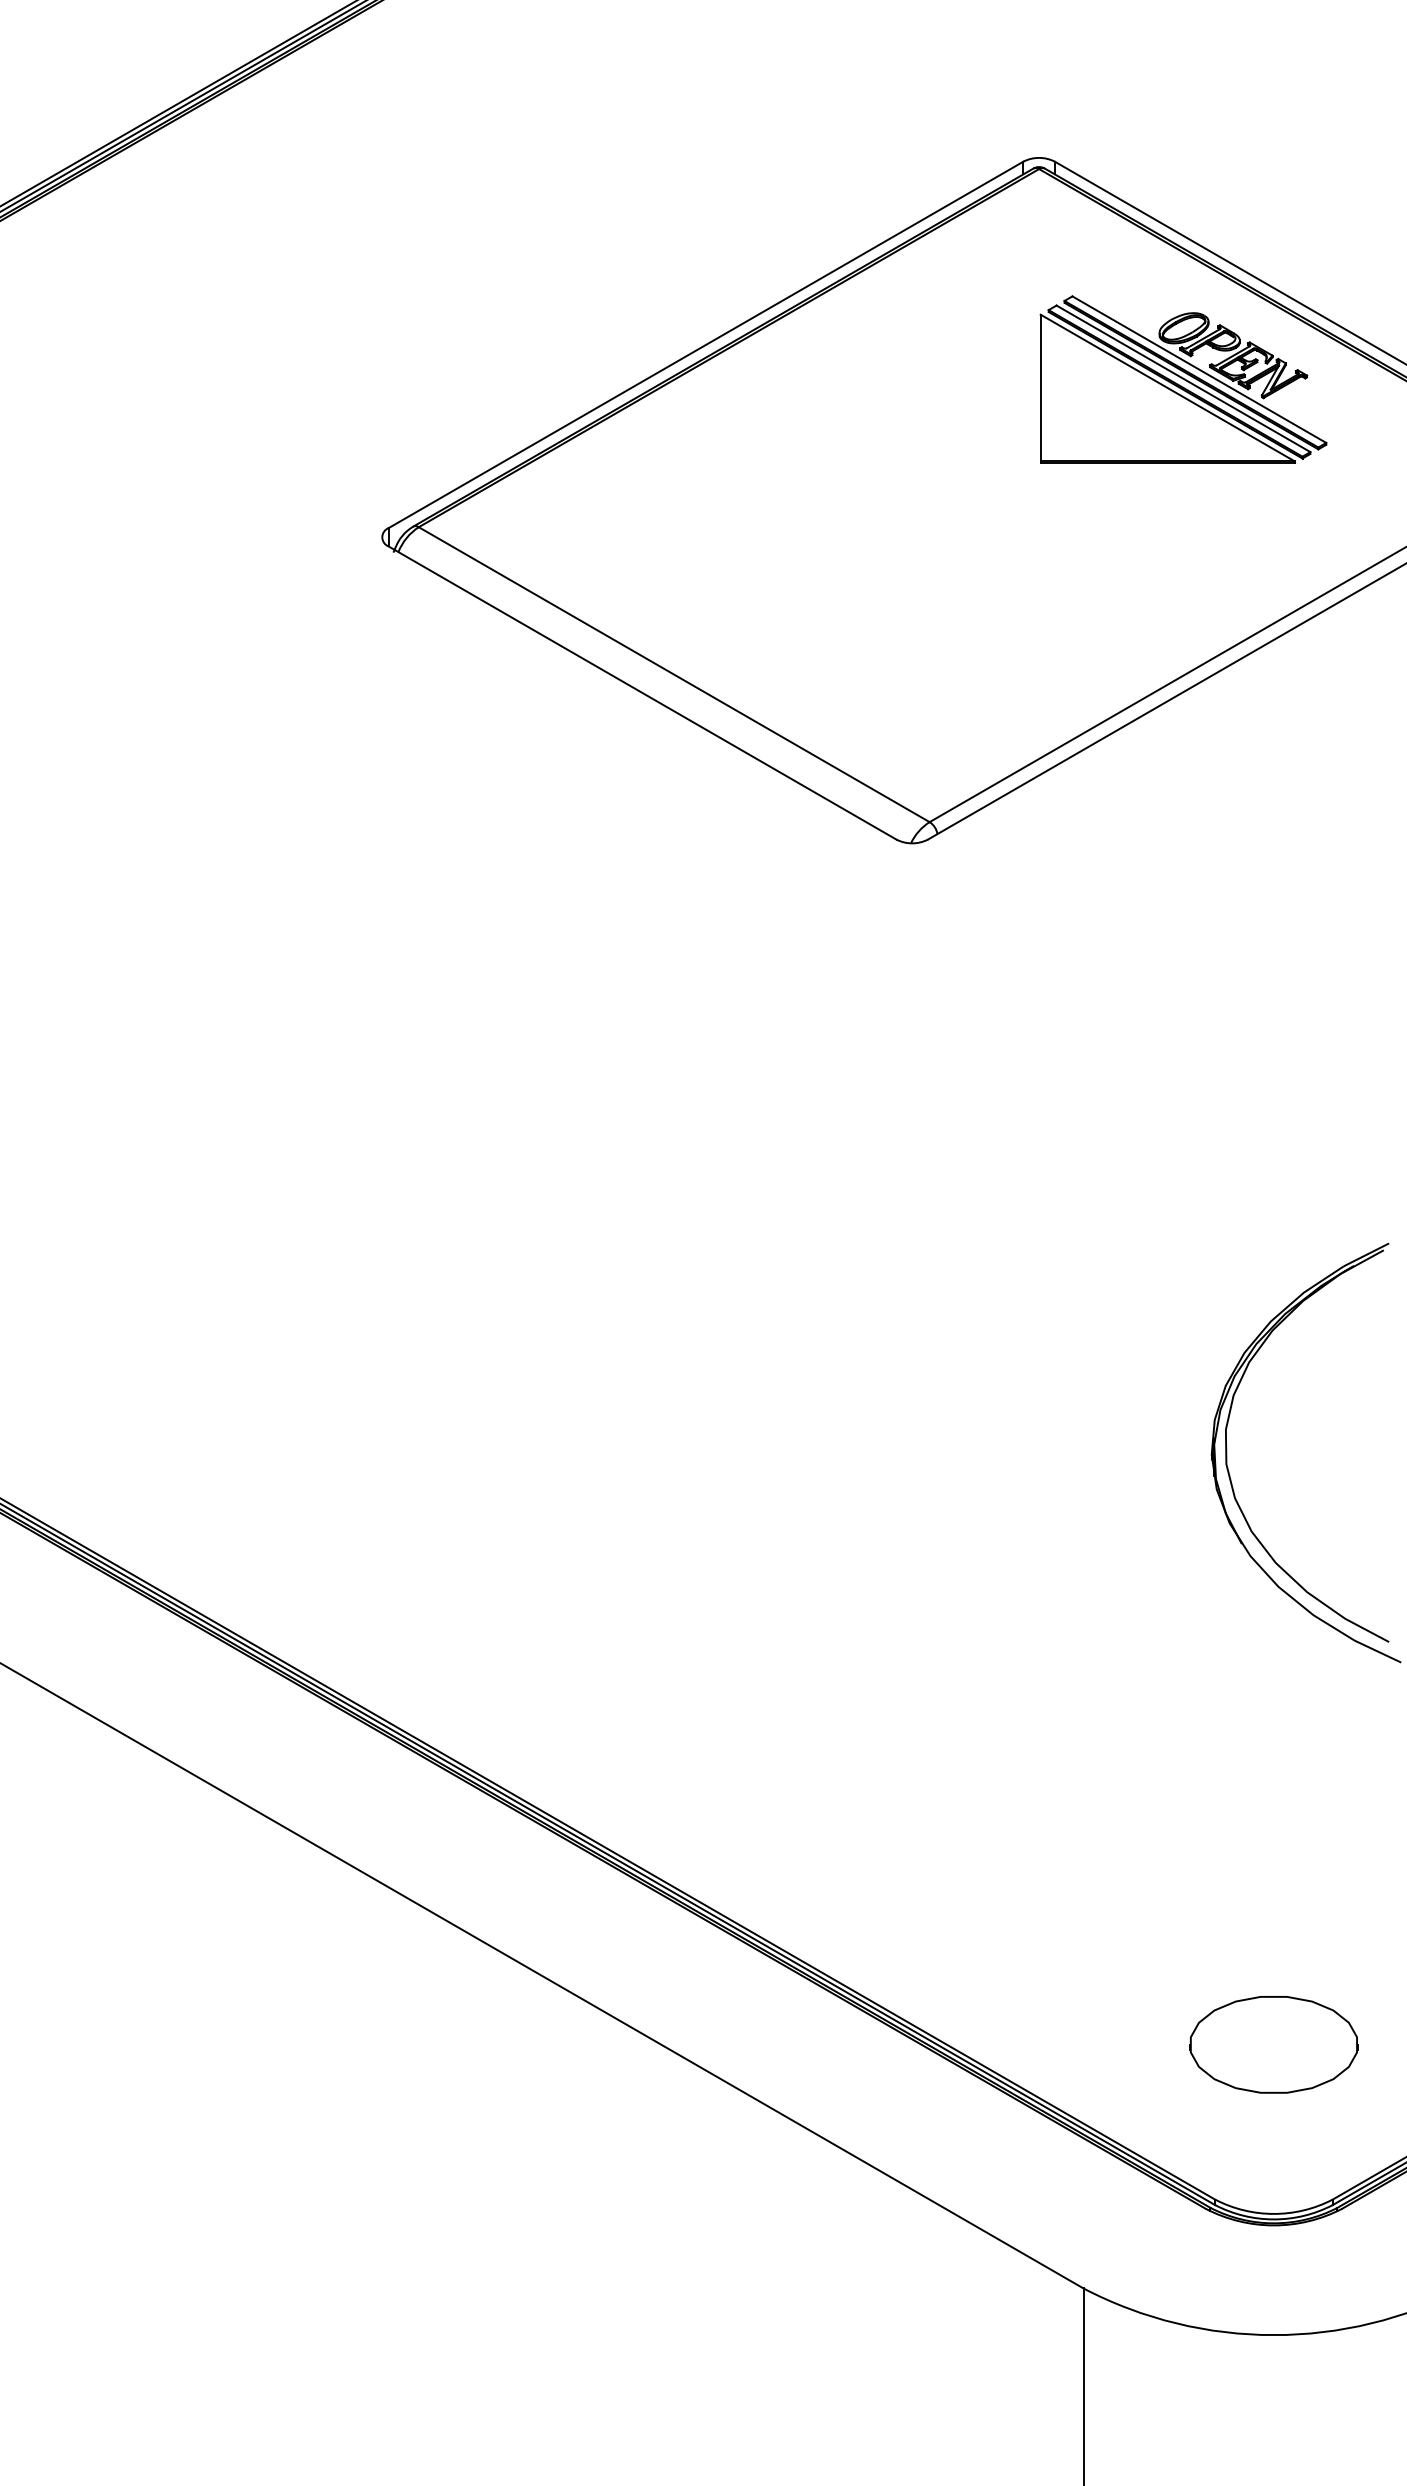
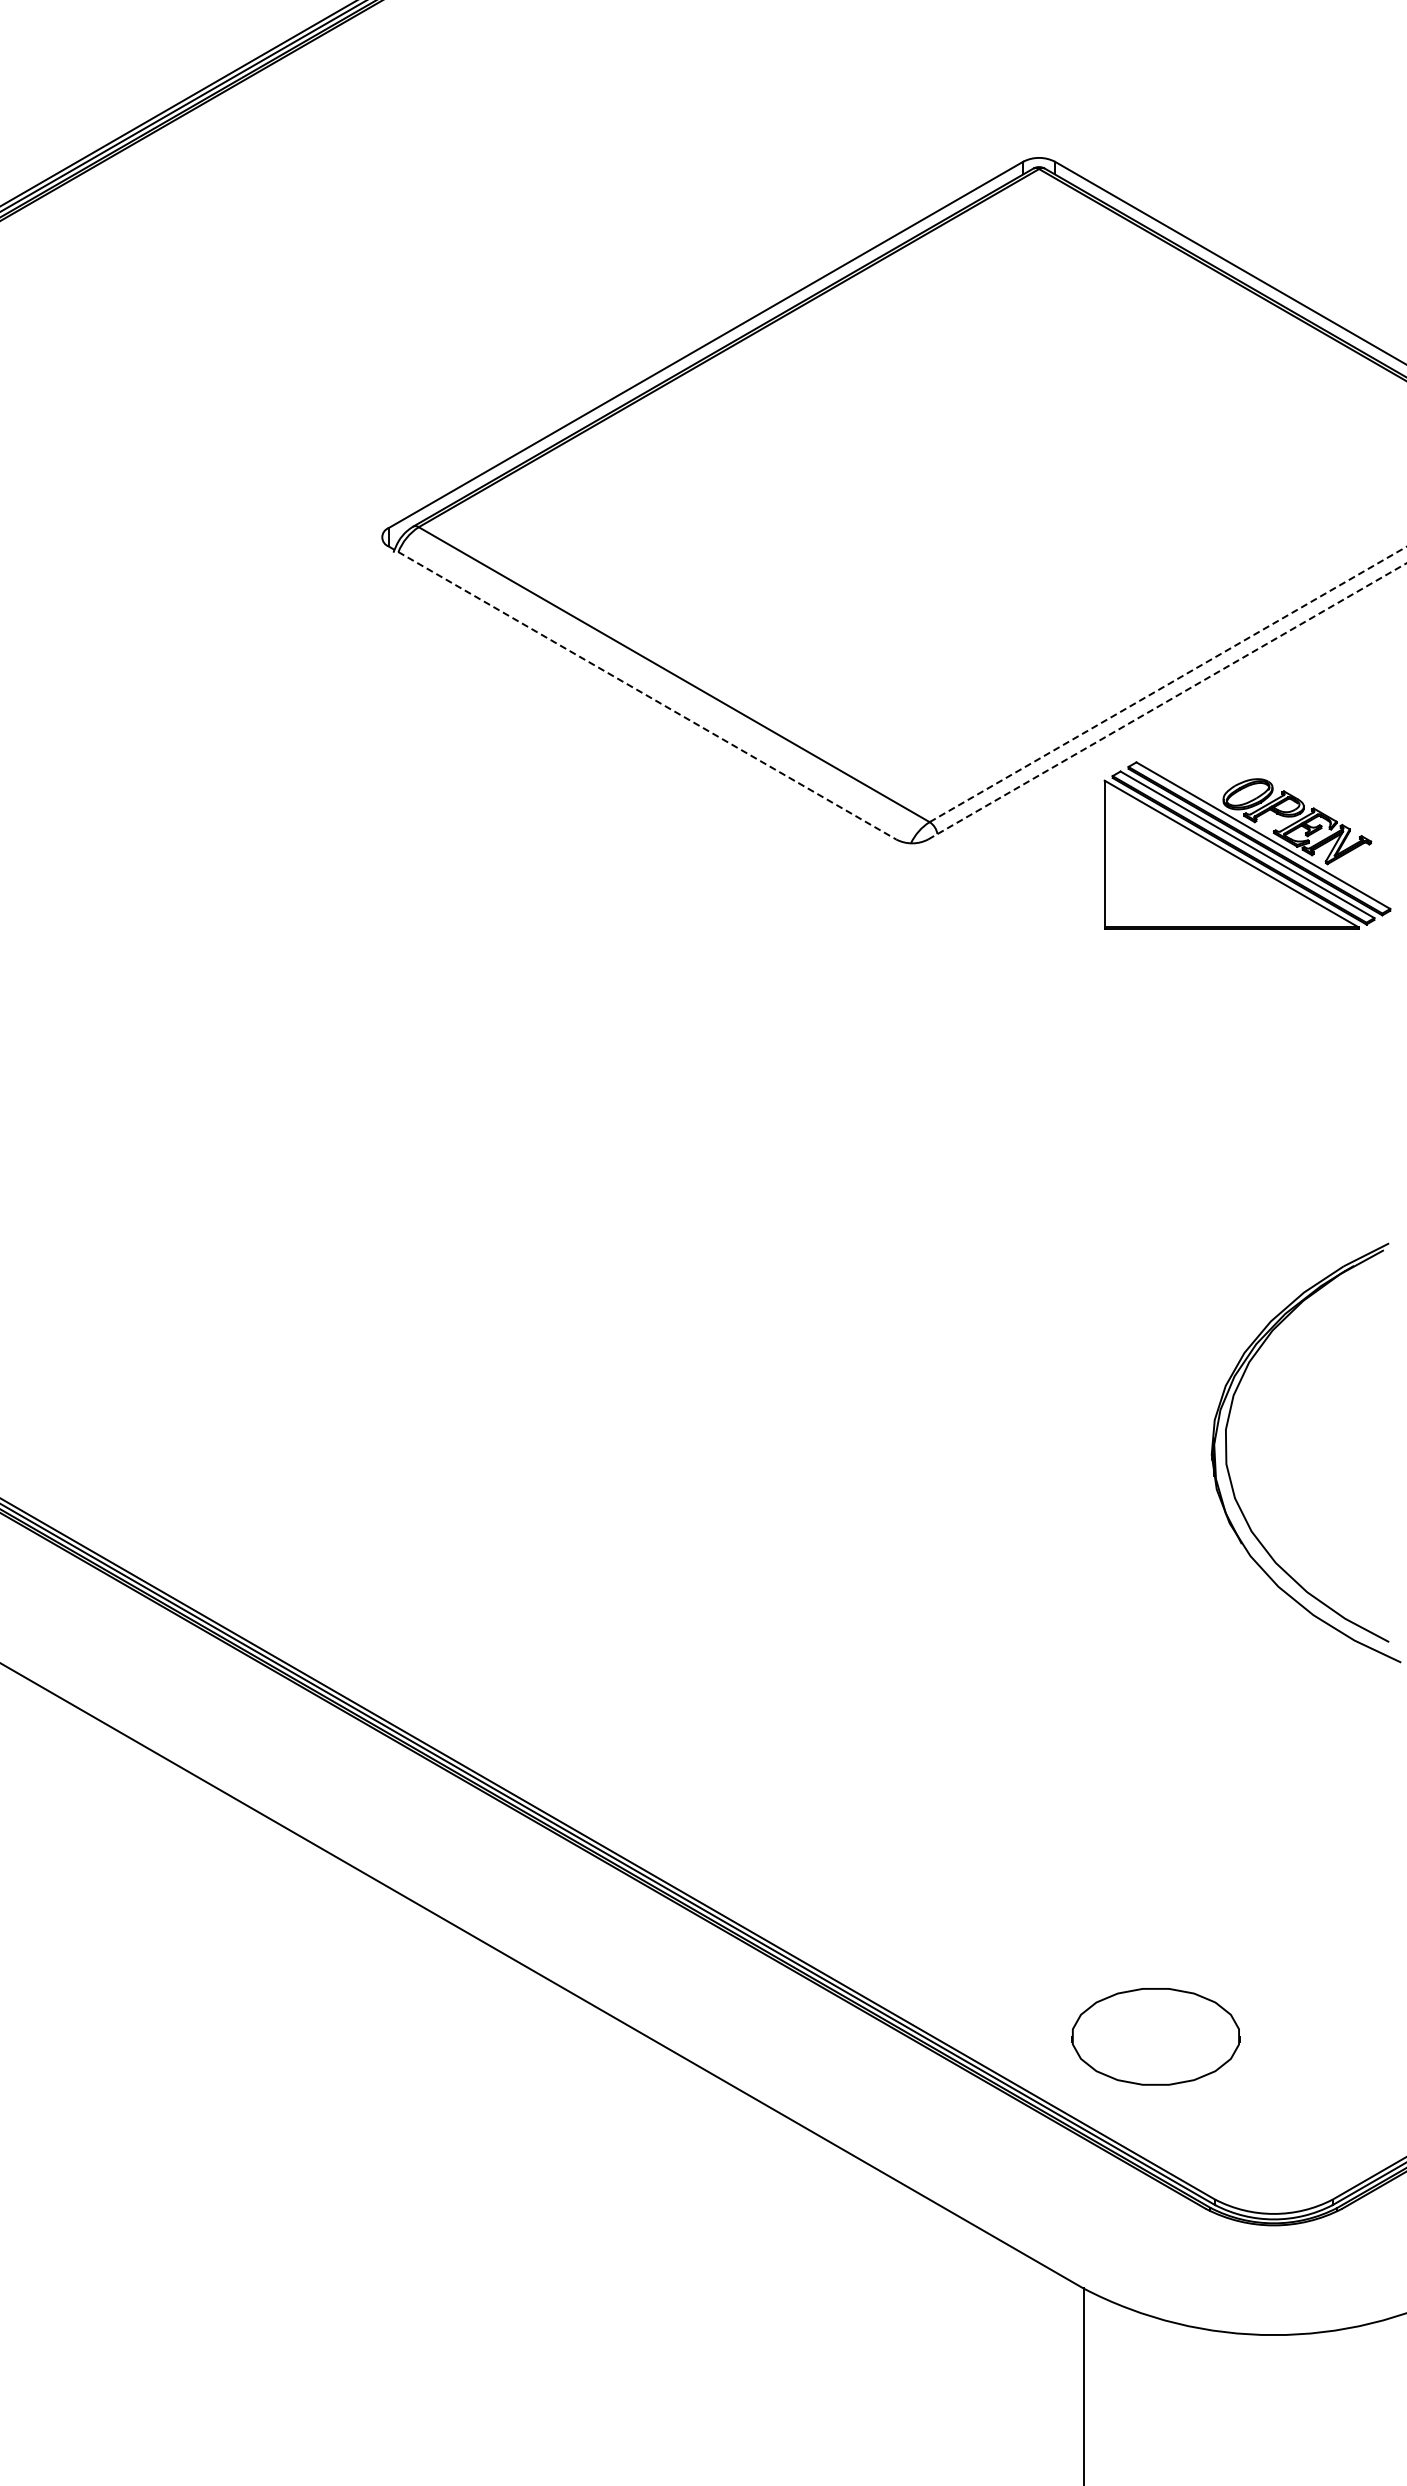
part position: (1183, 379) -> (1247, 845) (1247, 845)
line: solid -> dashed (1168, 684)
line: solid -> dashed (642, 693)
line: solid -> dashed (1167, 701)
part position: (1273, 2044) -> (1155, 2036) (1155, 2036)
